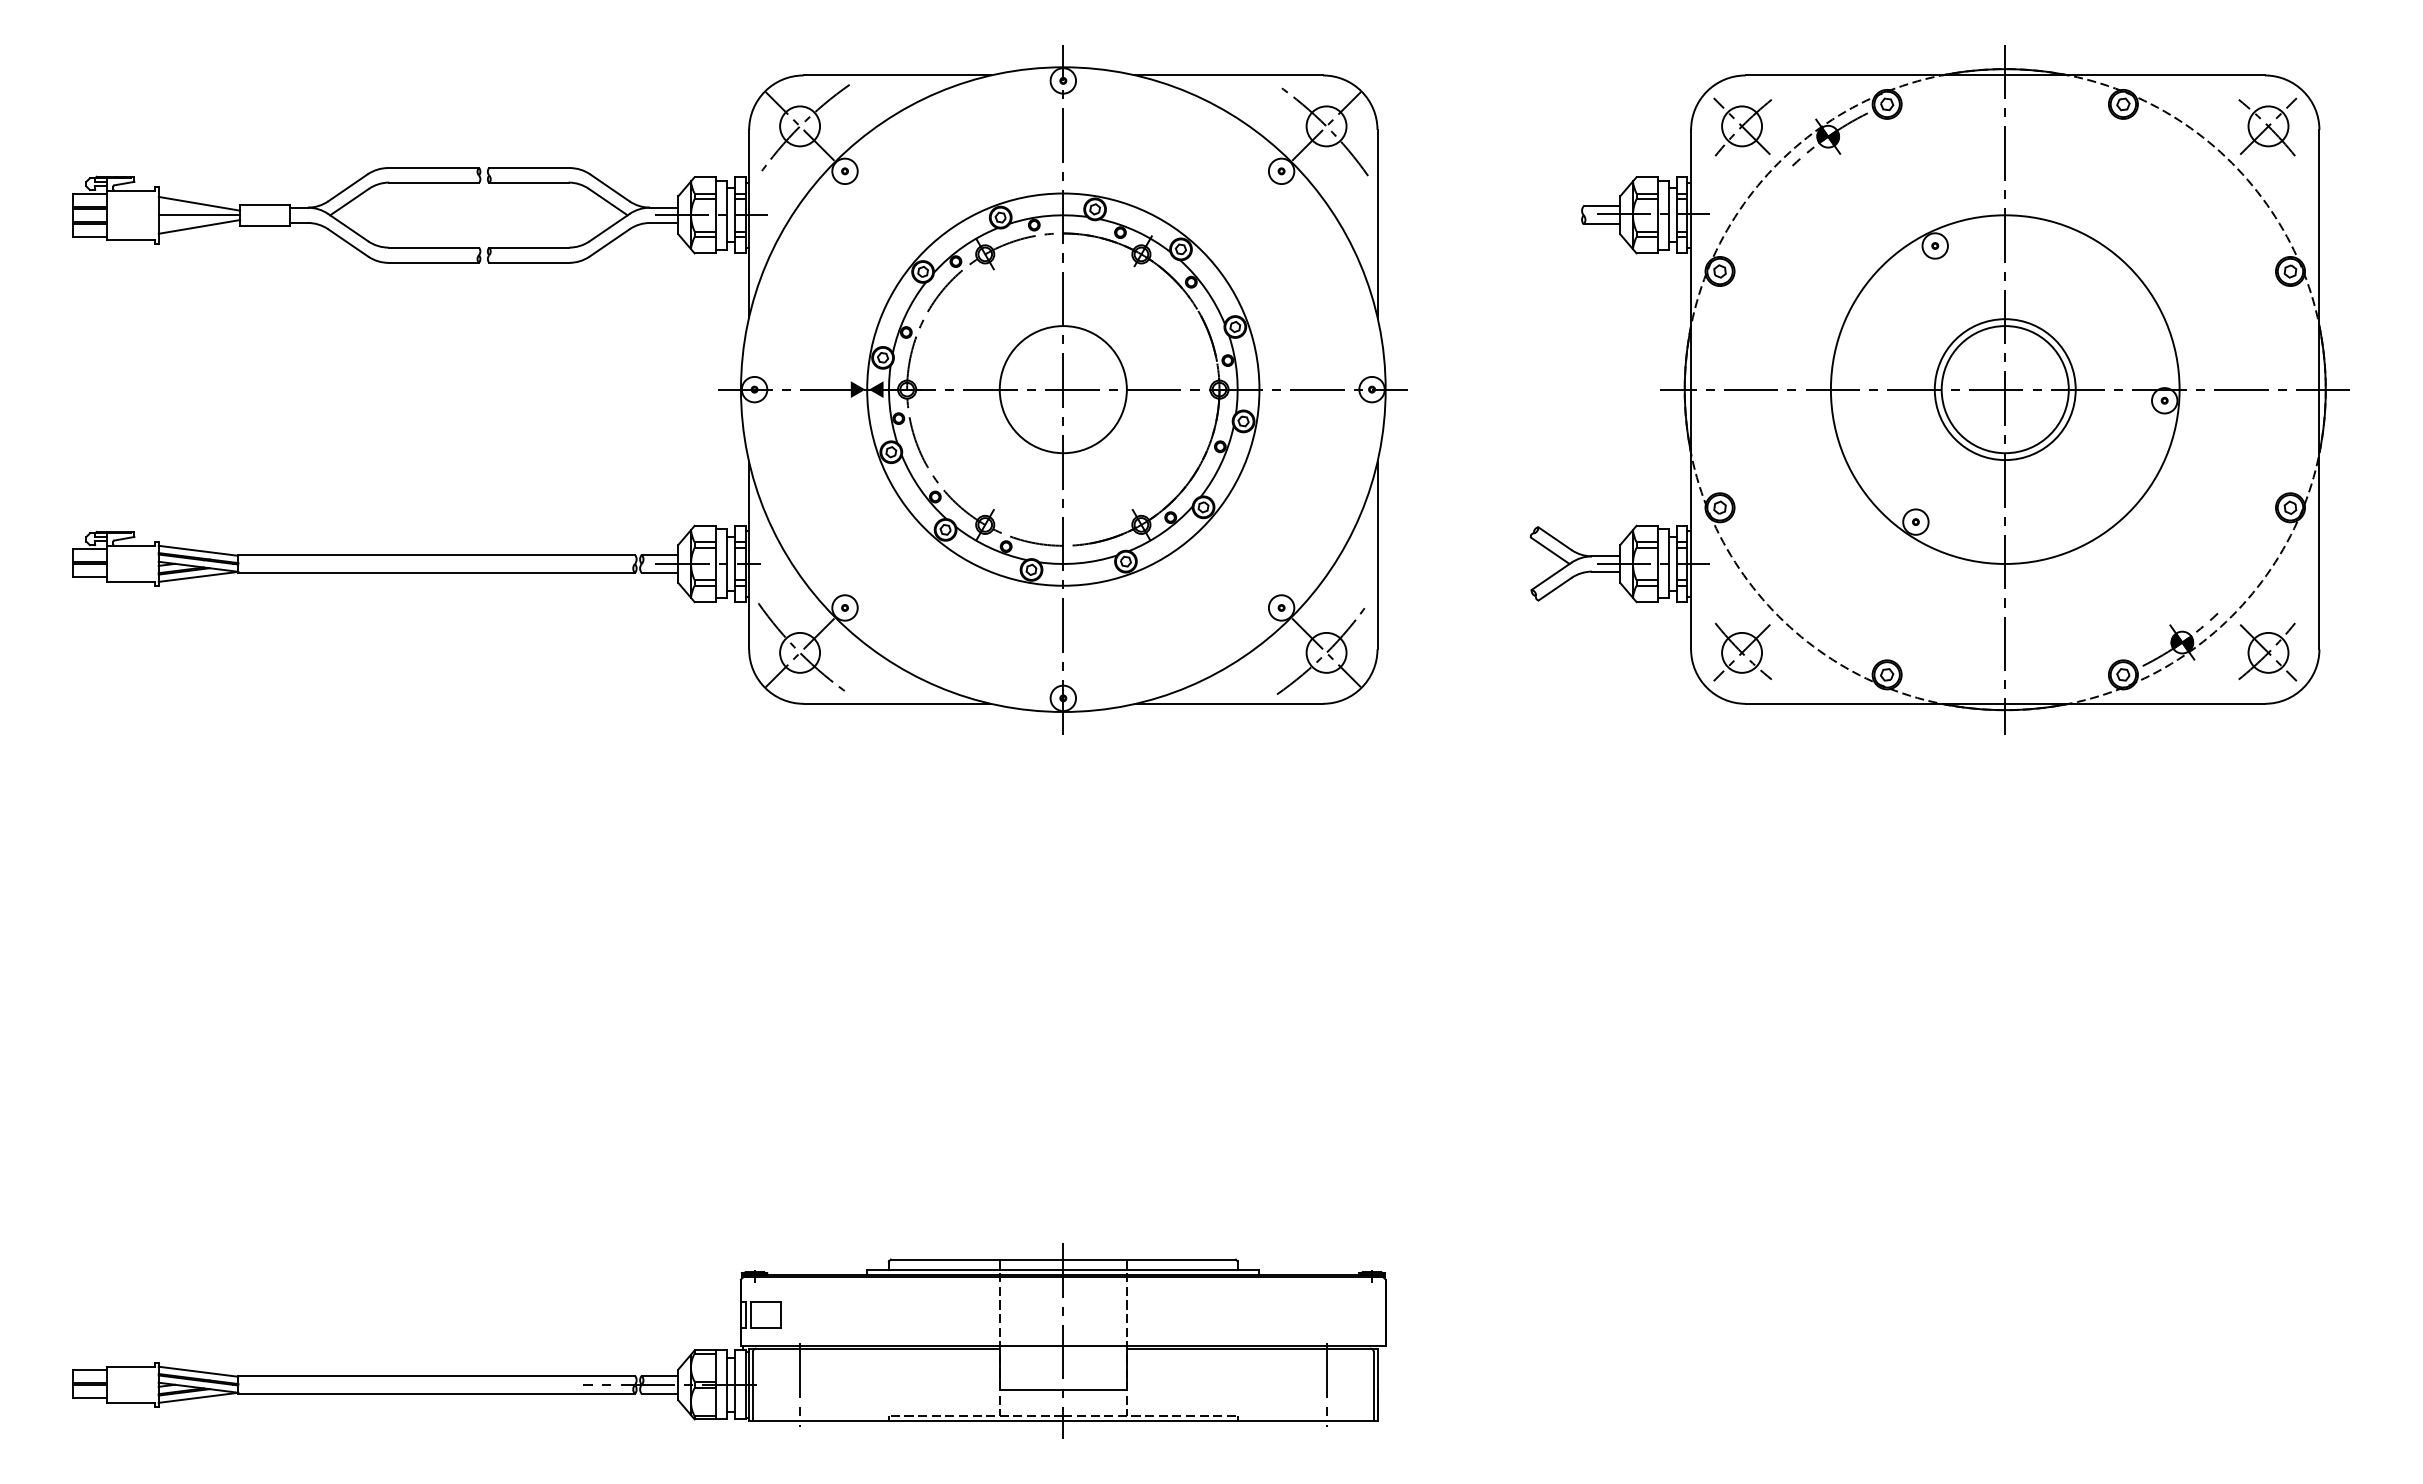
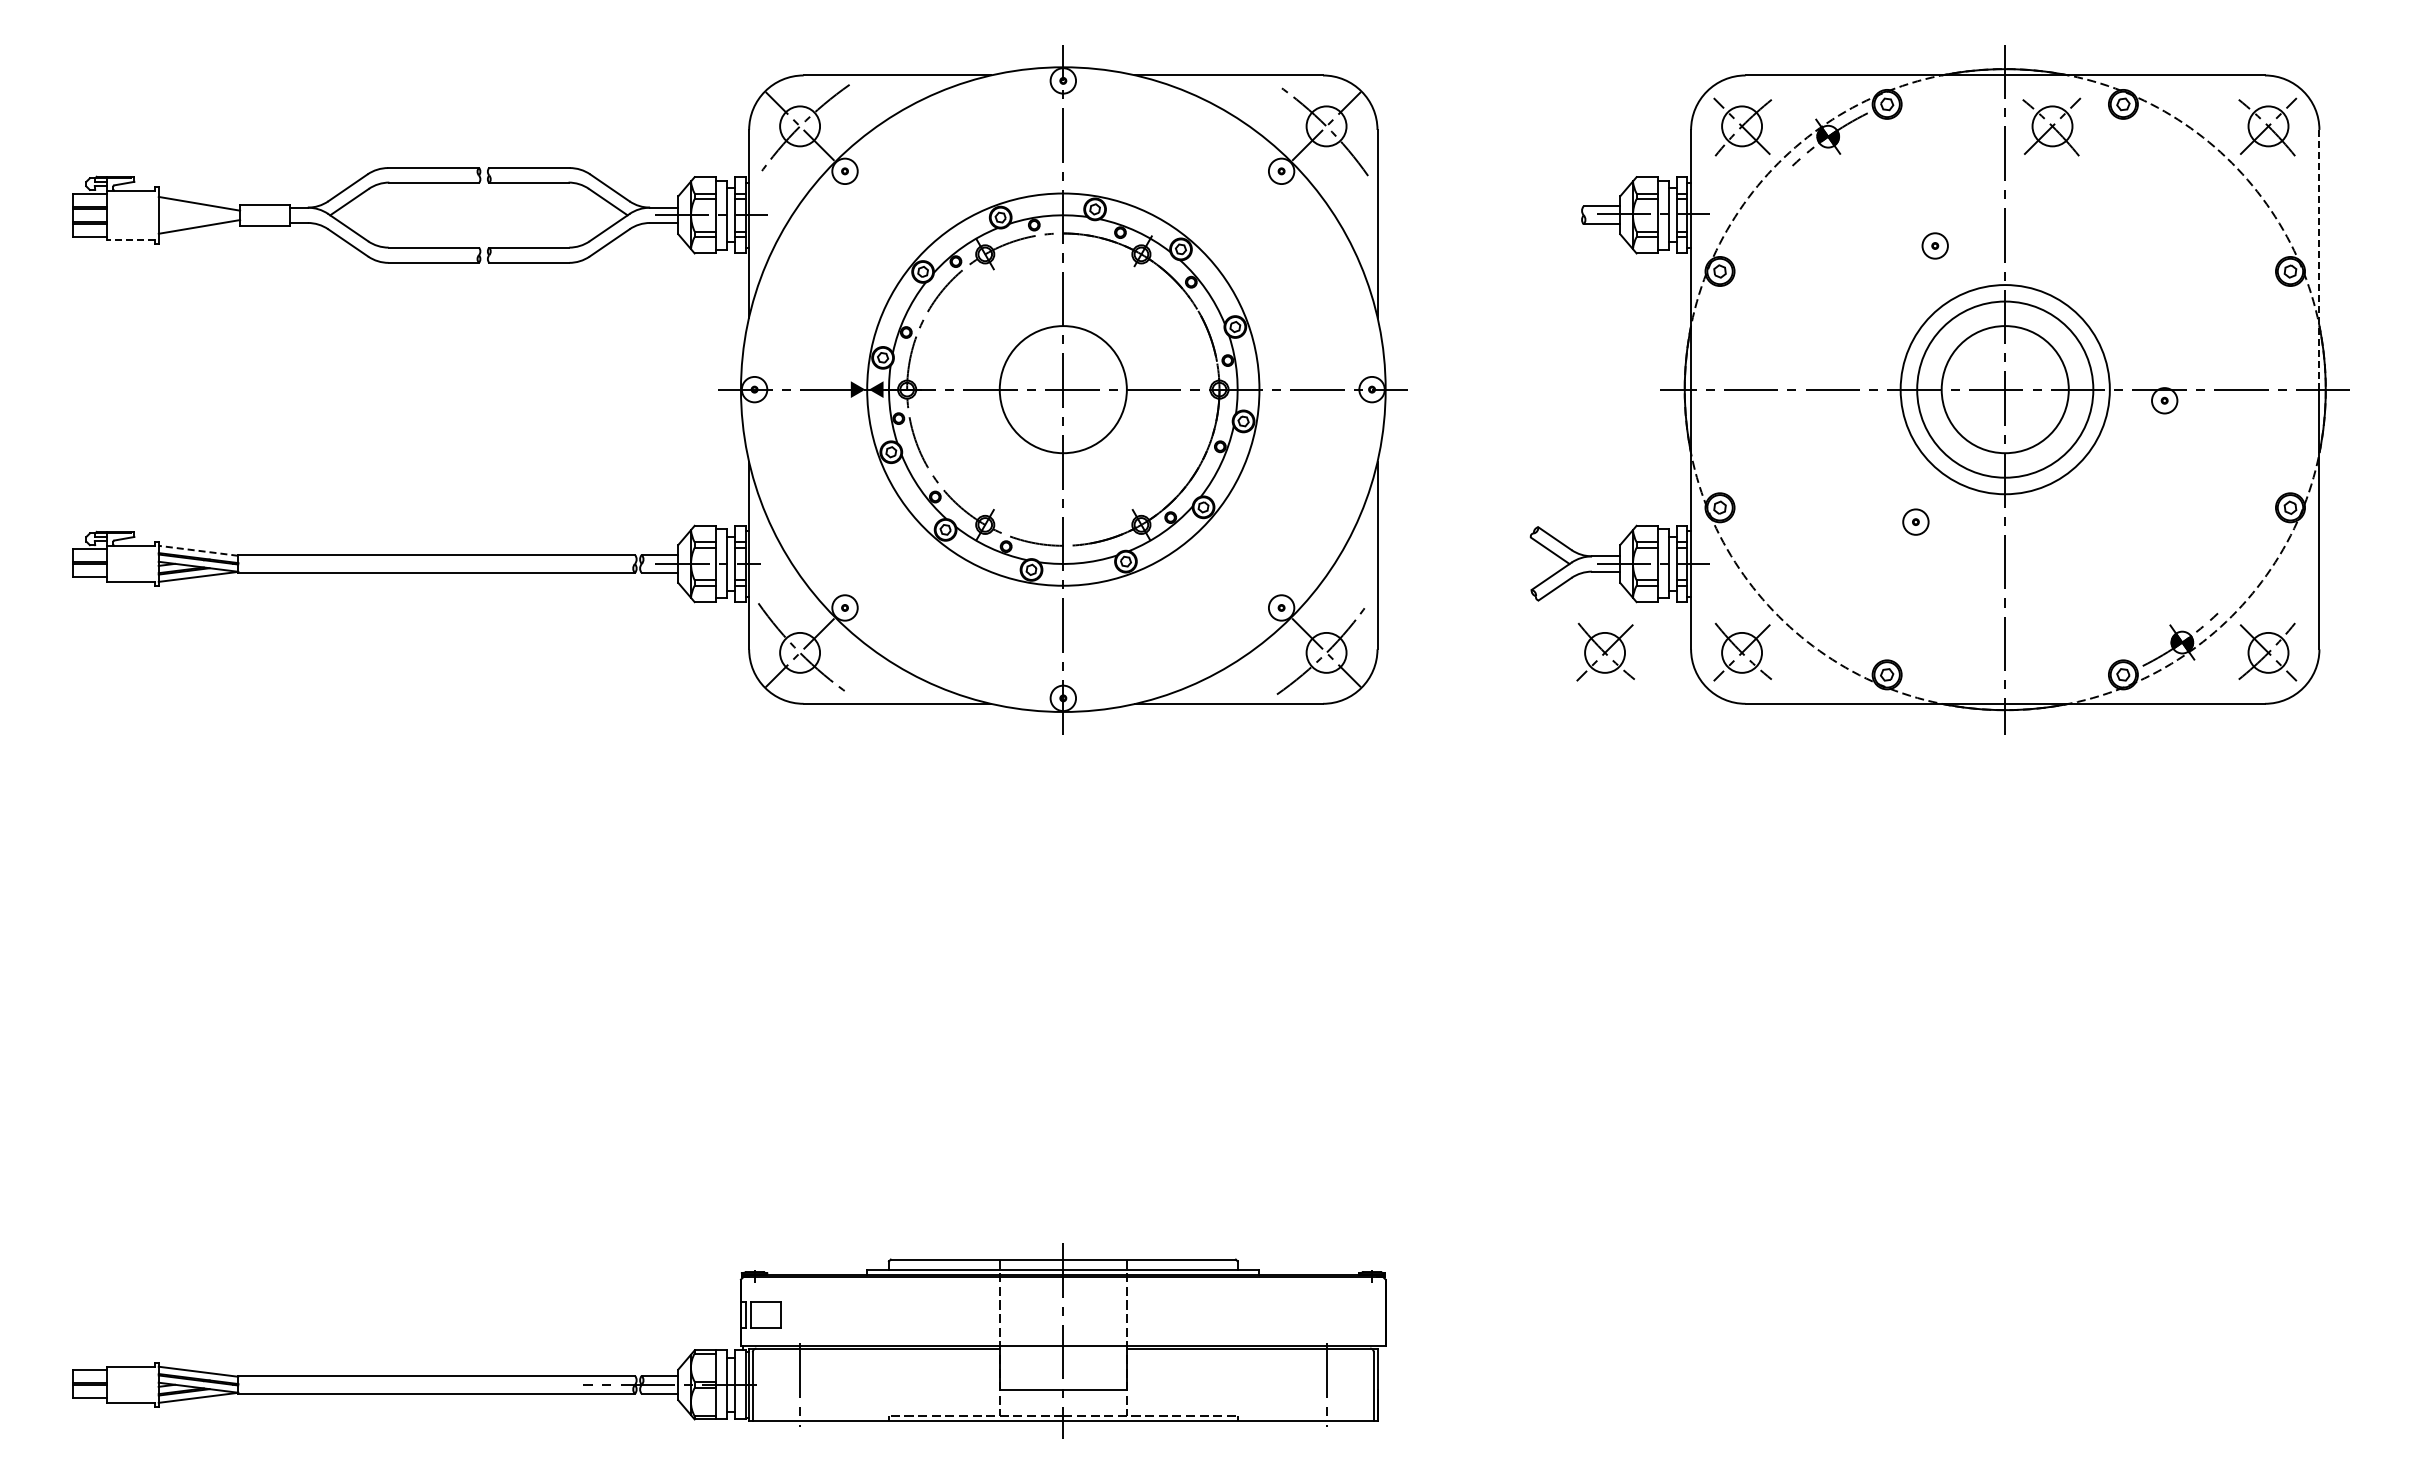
part: none -> present (2051, 126)
line: present -> none (199, 215)
line: solid -> dashed (130, 240)
line: solid -> dashed (2319, 259)
circle diameter: 141 px -> 176 px (2005, 389)
circle diameter: 349 px -> 209 px (2004, 389)
line: solid -> dashed (198, 550)
part: none -> present (1605, 652)
